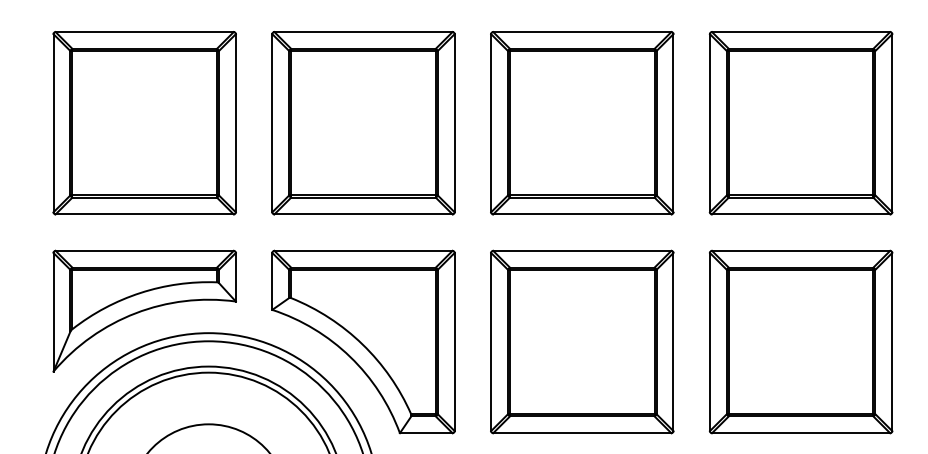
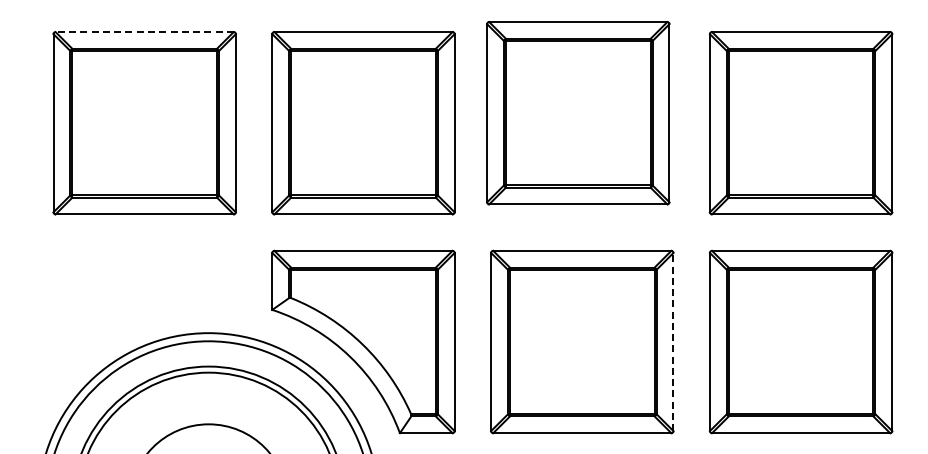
line: solid -> dashed (144, 32)
part position: (582, 123) -> (578, 113) (578, 113)
part: present -> none (144, 310)
line: solid -> dashed (673, 341)
